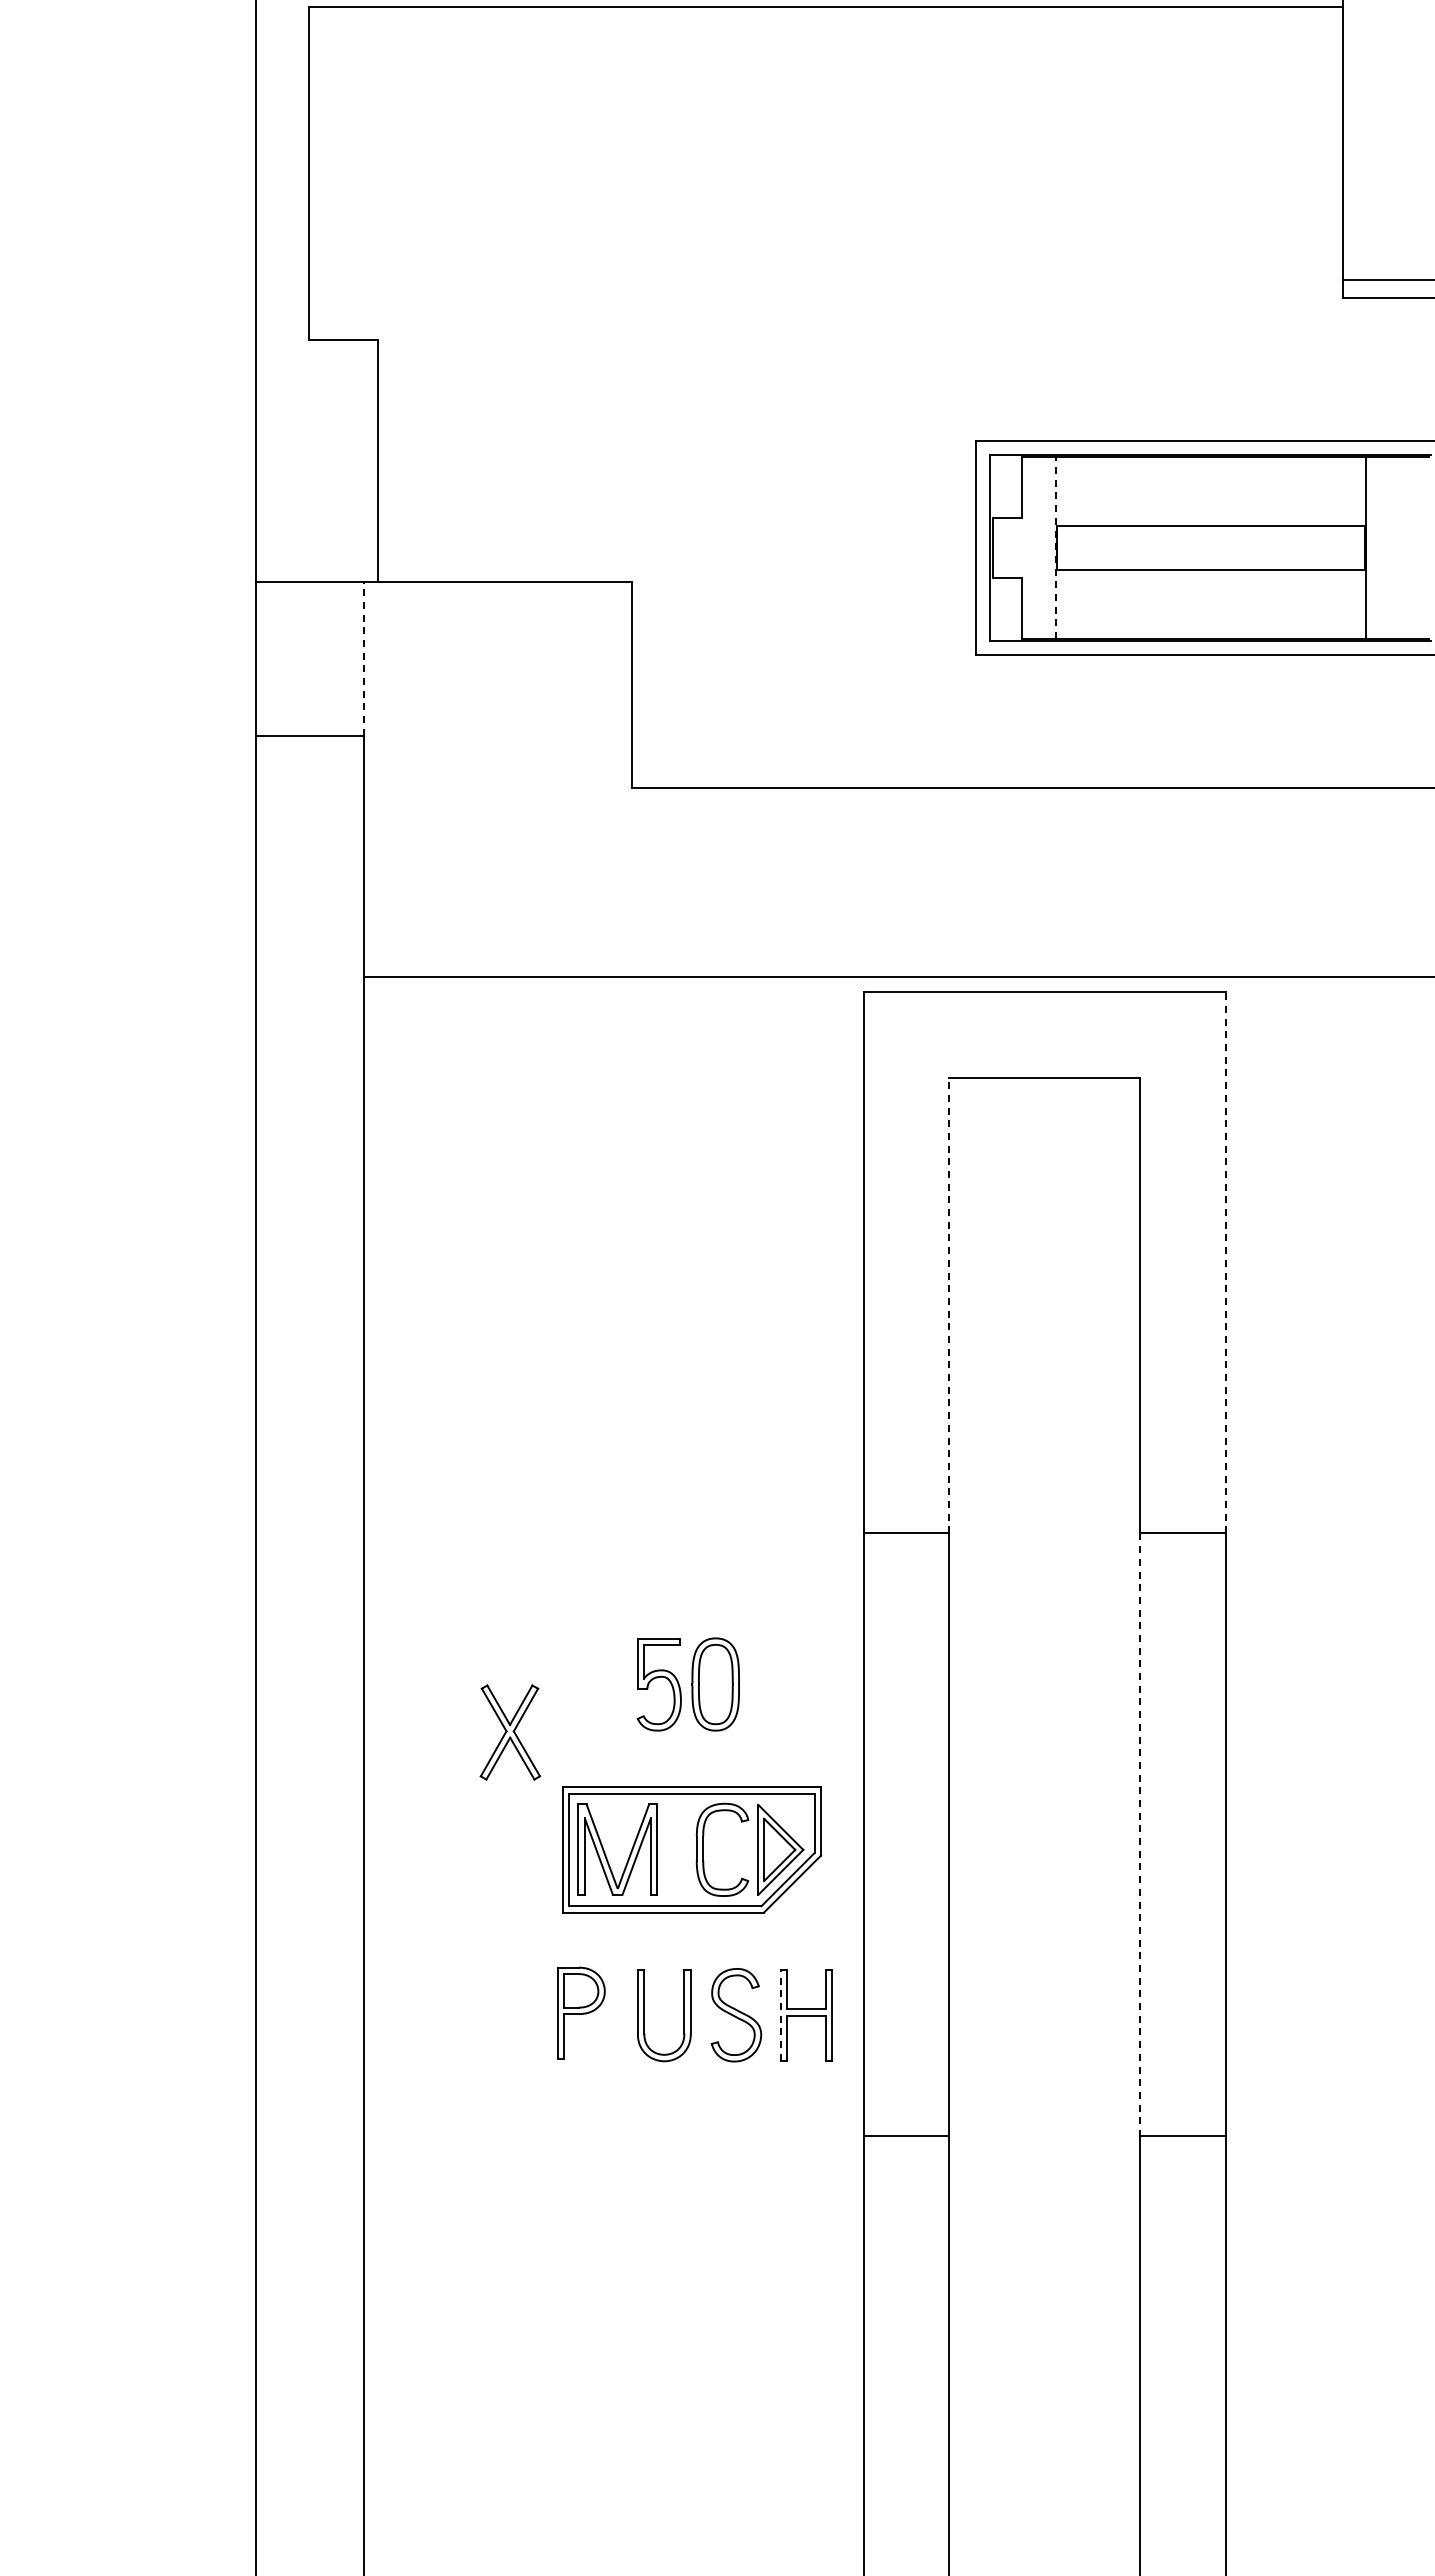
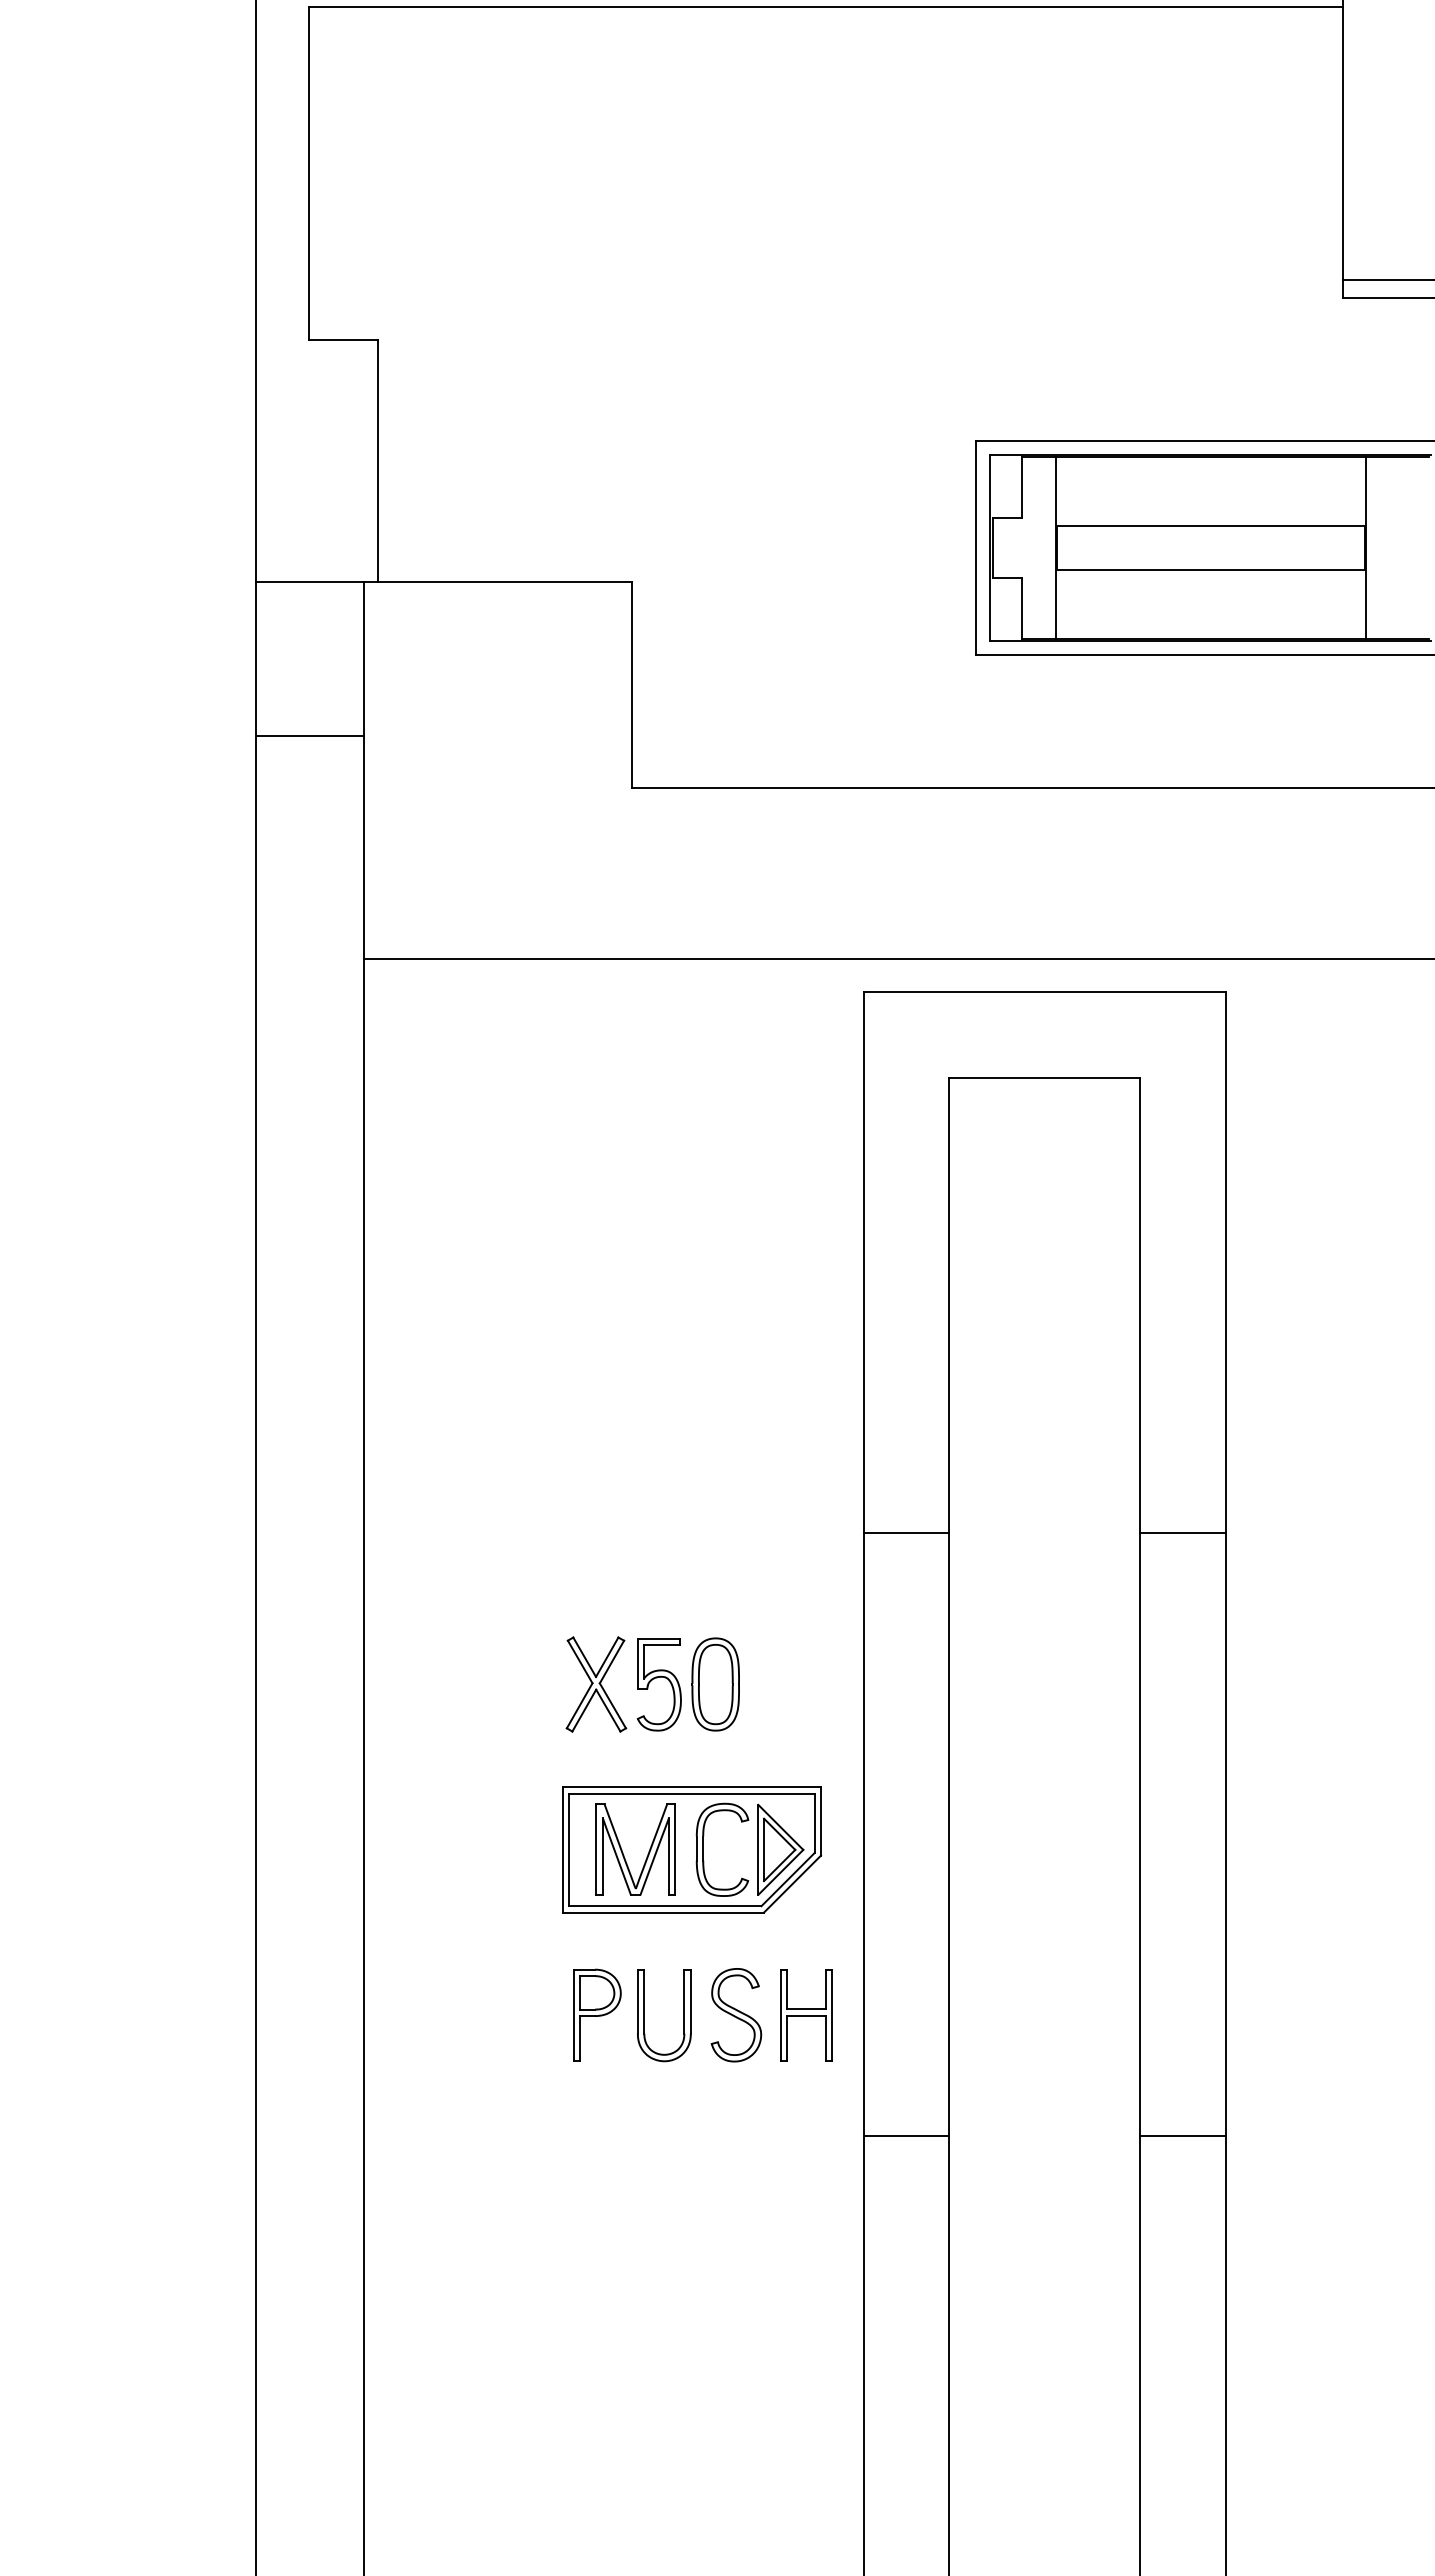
line: dashed -> solid (1056, 547)
line: dashed -> solid (364, 659)
line position: (897, 976) -> (897, 958) (897, 958)
line: dashed -> solid (1225, 1262)
line: dashed -> solid (949, 1305)
part position: (510, 1732) -> (596, 1684) (596, 1684)
line: dashed -> solid (1140, 1835)
part position: (605, 1852) -> (623, 1852) (623, 1852)
part position: (581, 2012) -> (597, 2014) (597, 2014)
line: dashed -> solid (781, 2014)
